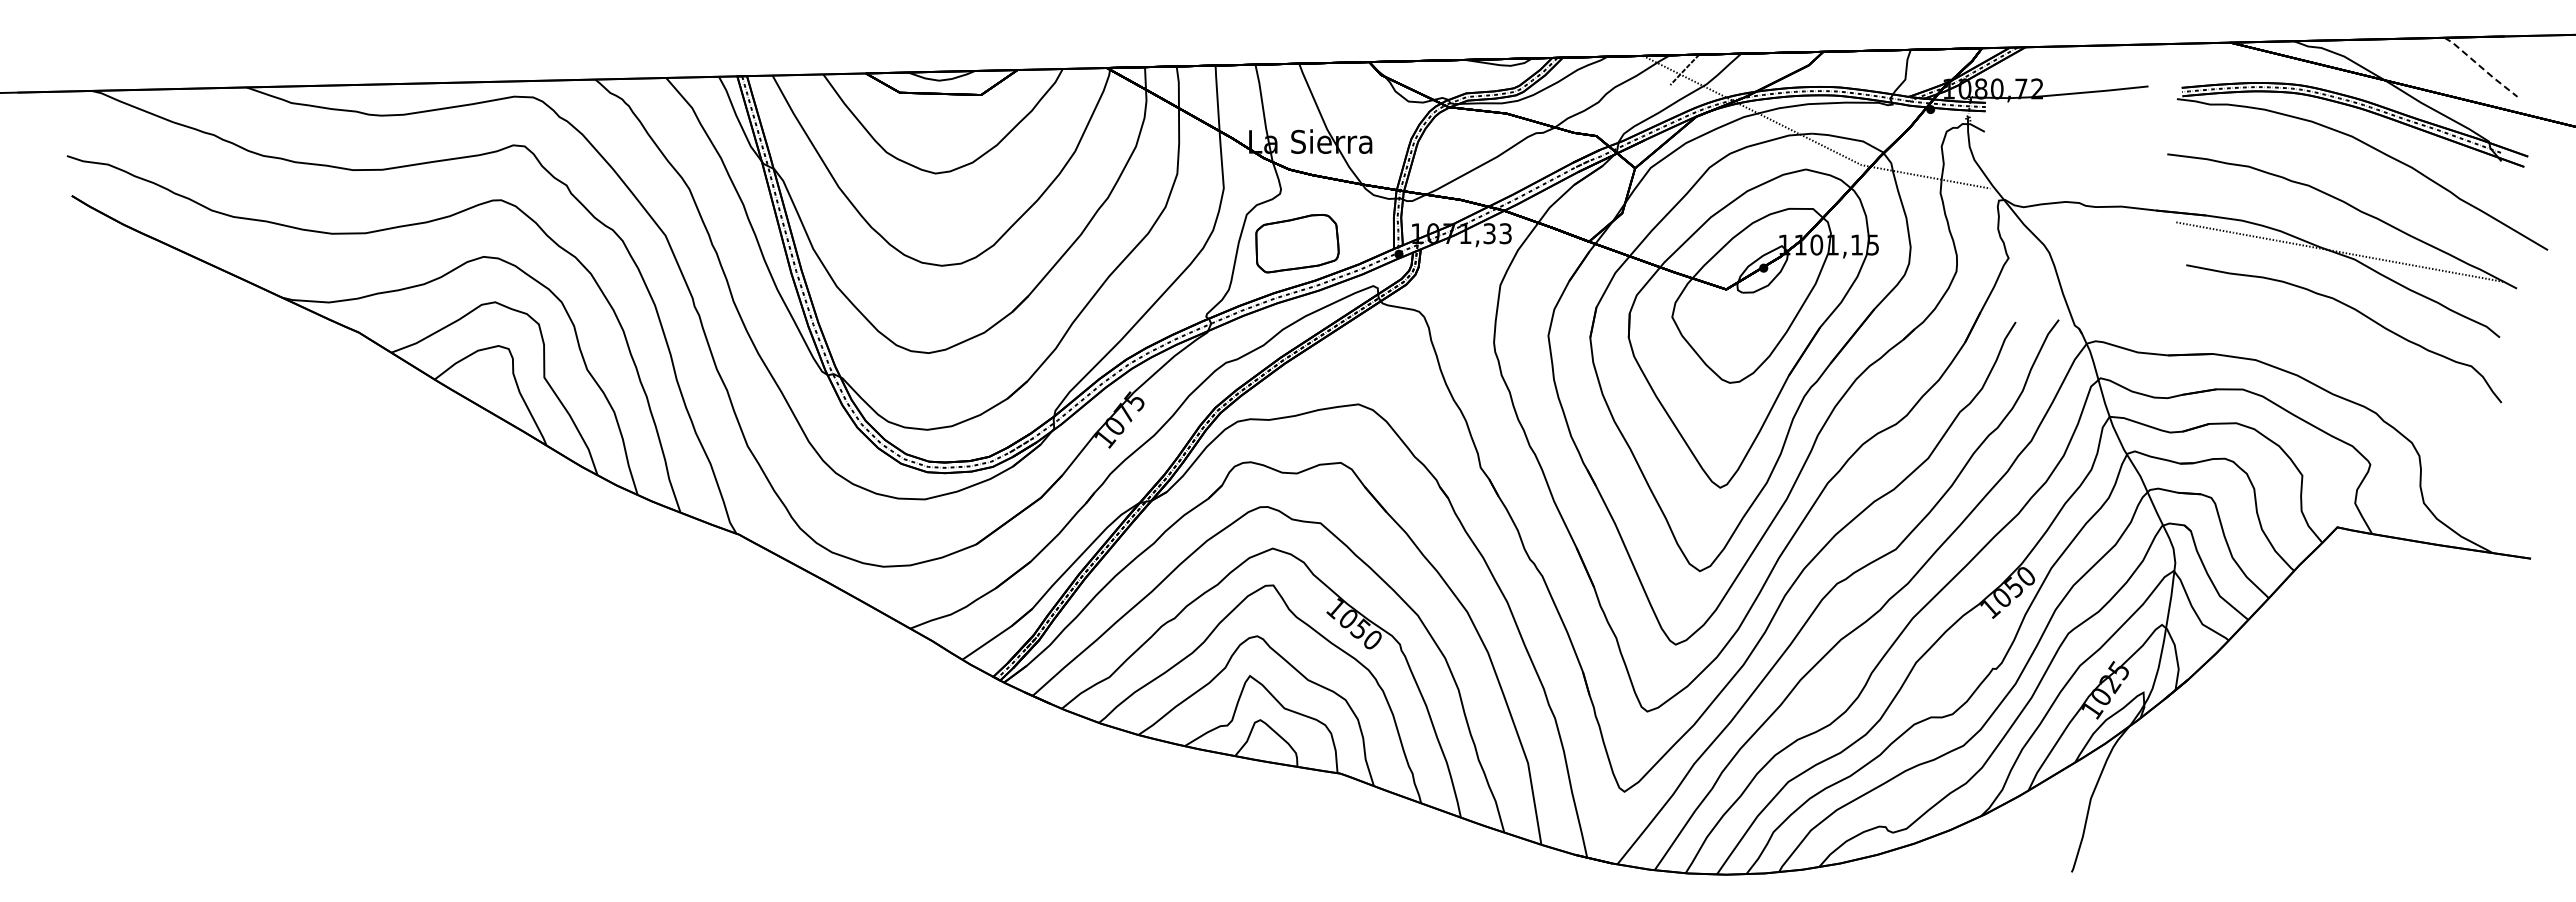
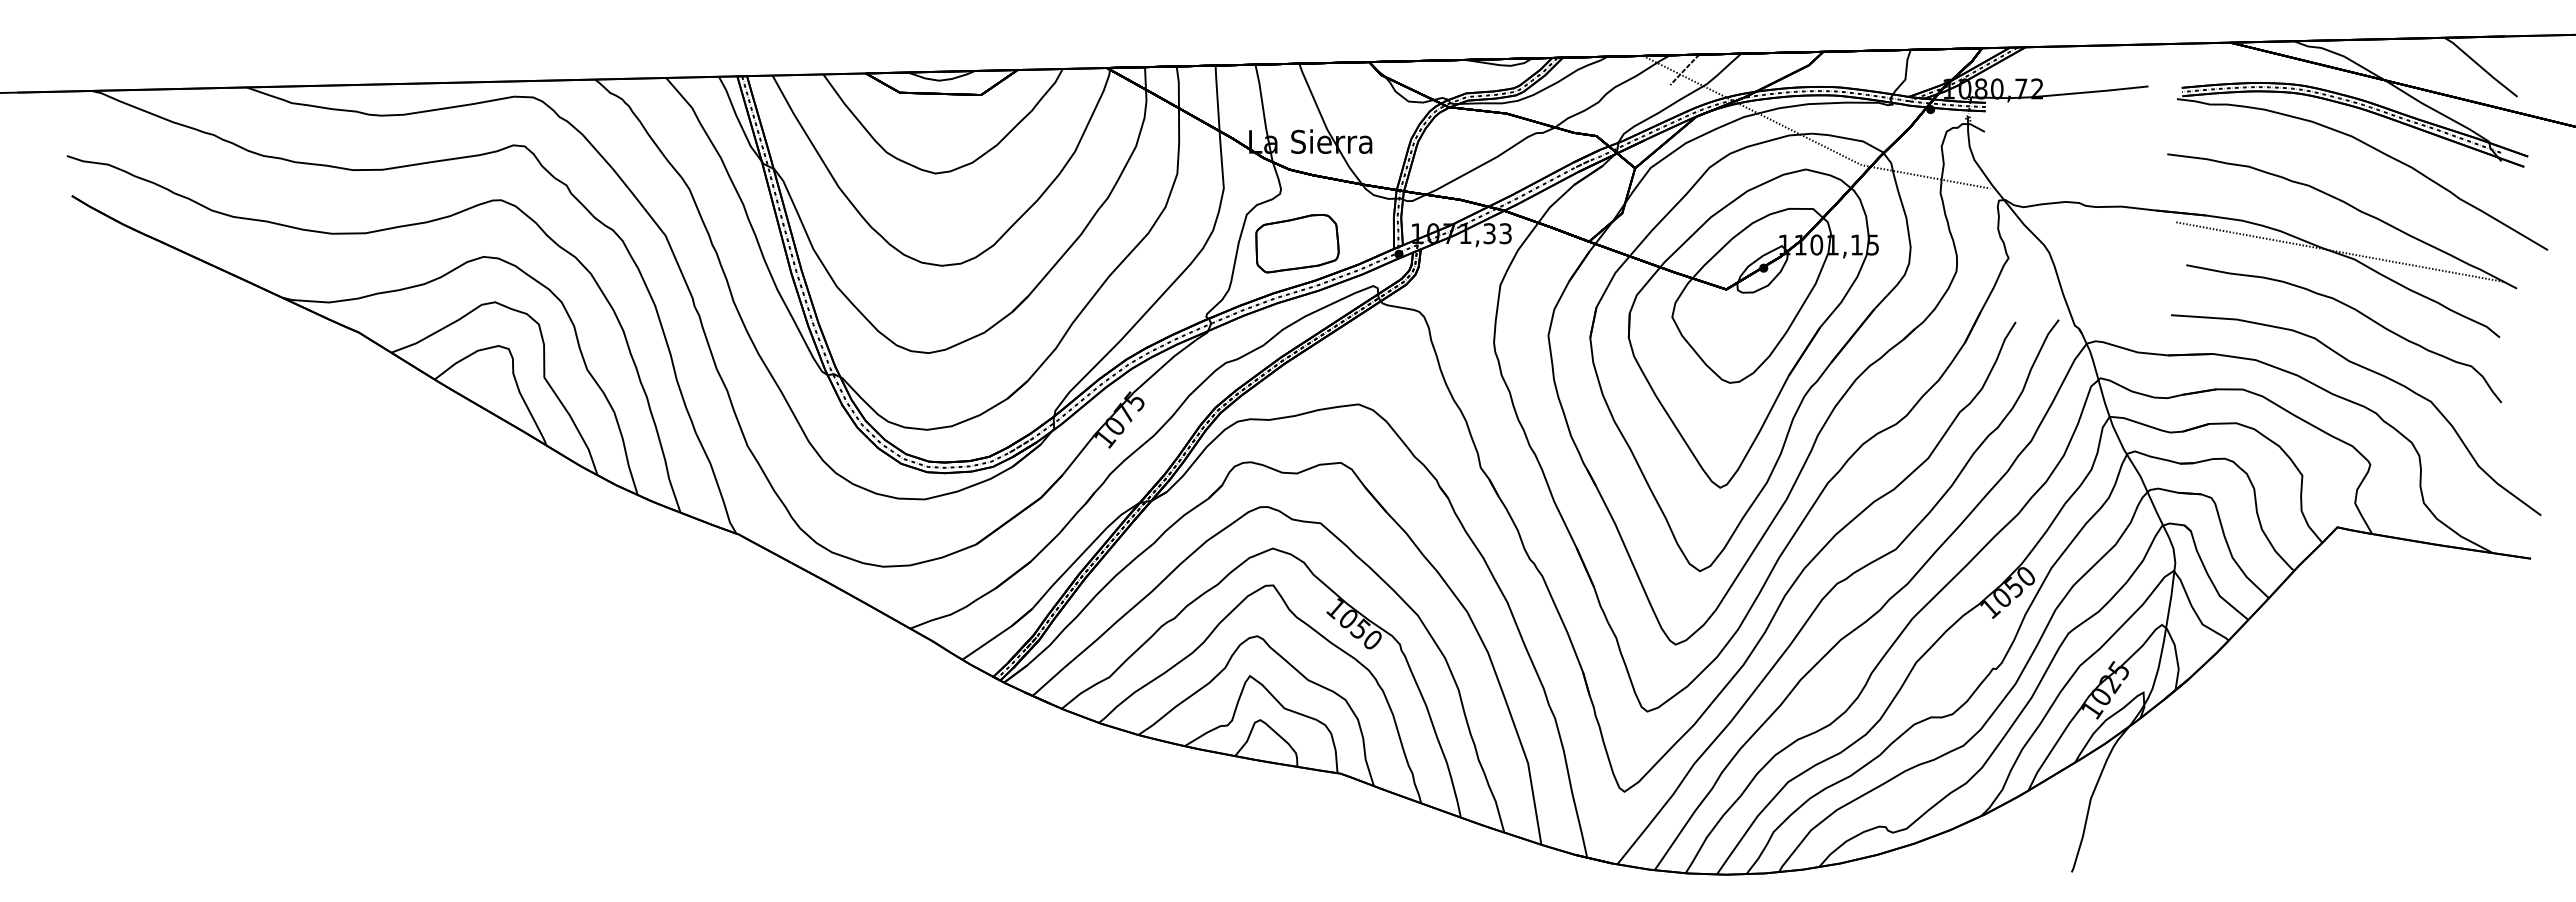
line: dashed -> solid (2481, 67)
curve: none -> present (2372, 372)
